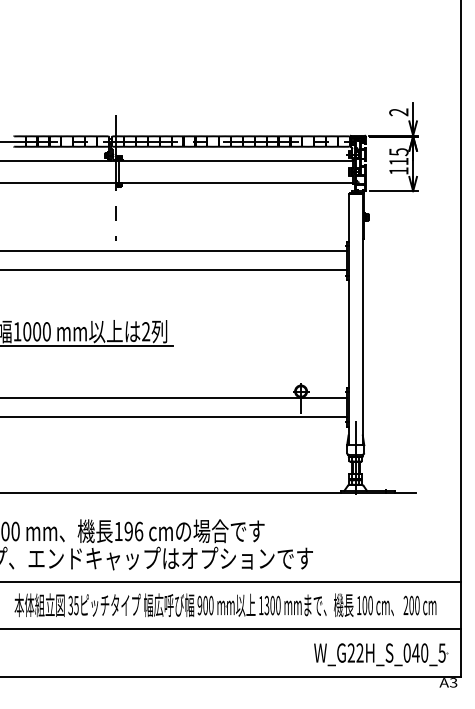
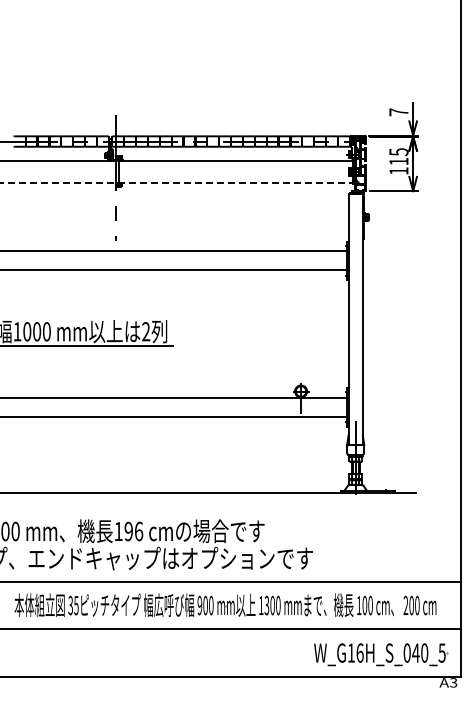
text: 2 -> 7 (398, 112)
line: solid -> dashed (176, 182)
text: W_G22H_S_040_5 -> W_G16H_S_040_5 (355, 652)
